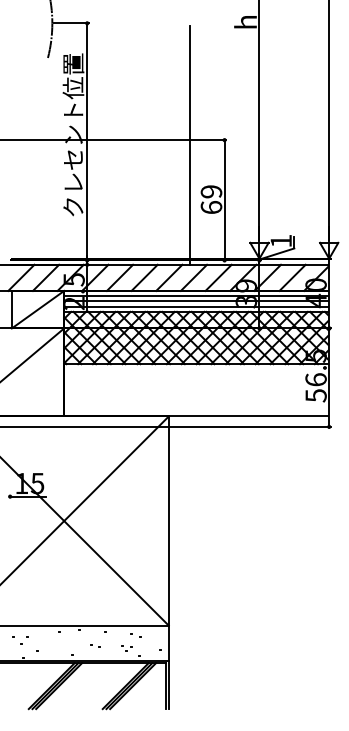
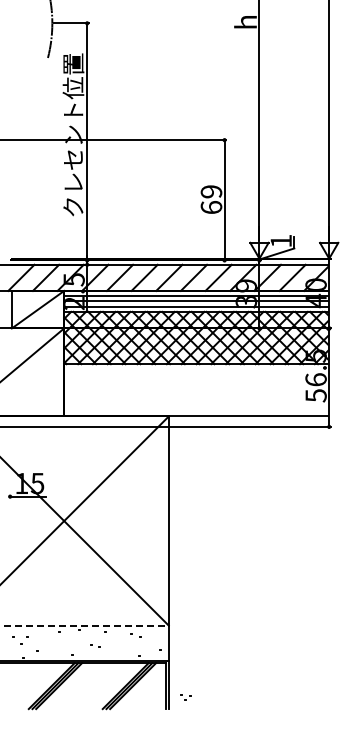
line: present -> none (189, 144)
line: solid -> dashed (85, 625)
part position: (126, 648) -> (185, 697) (185, 697)
